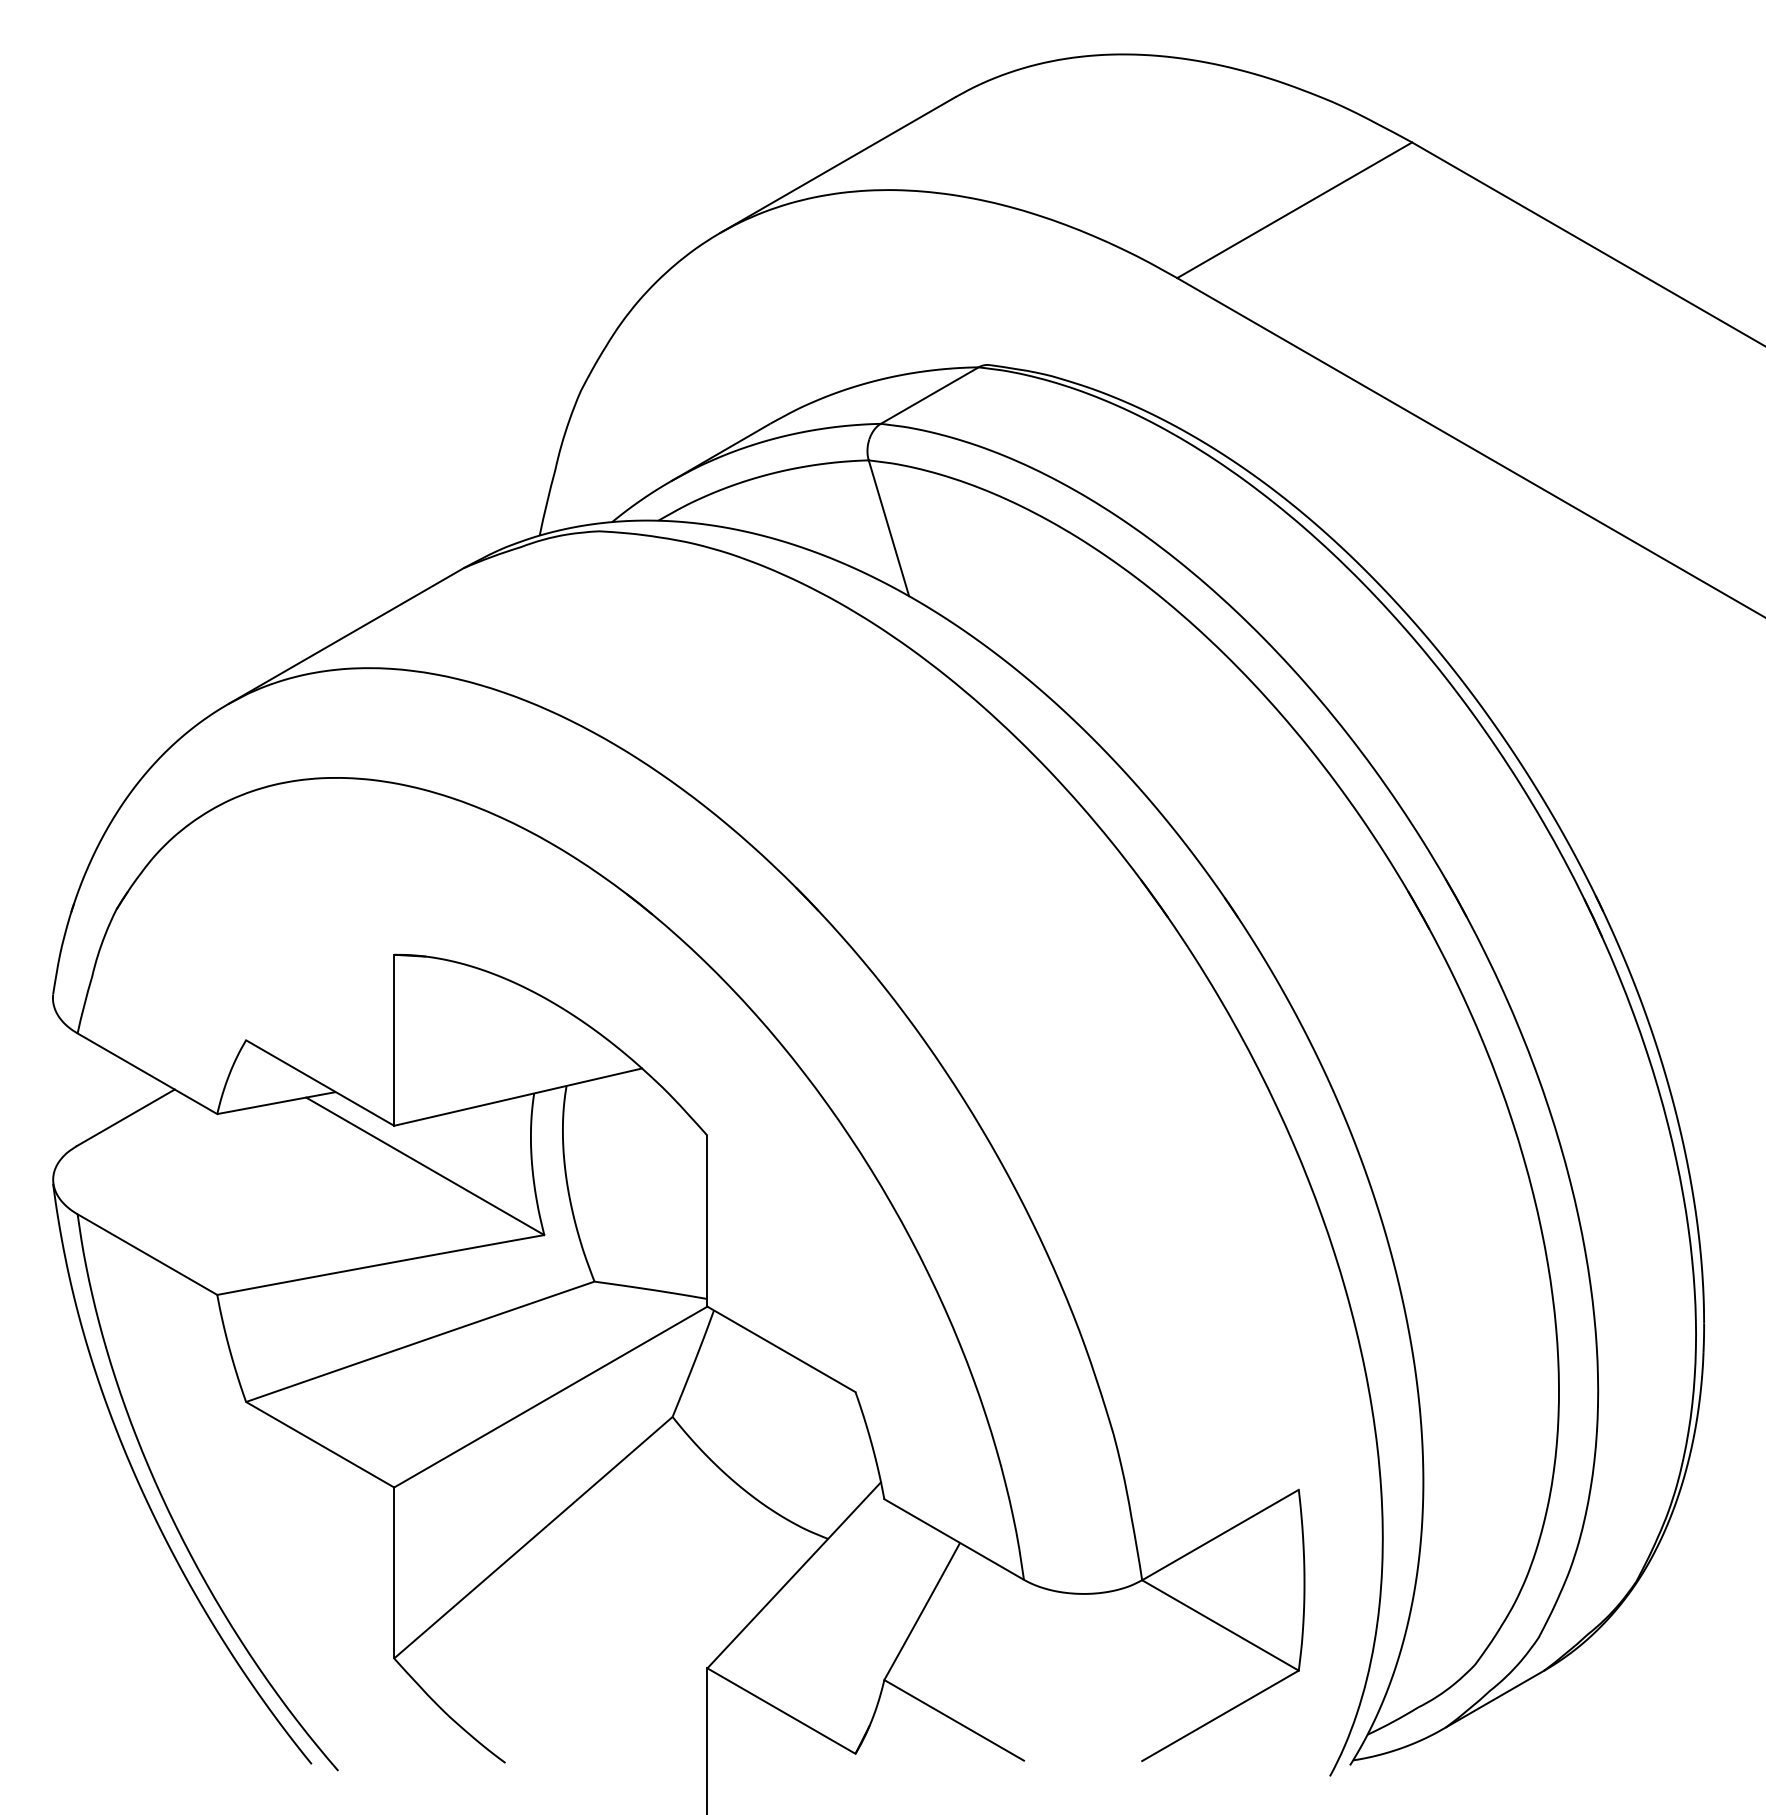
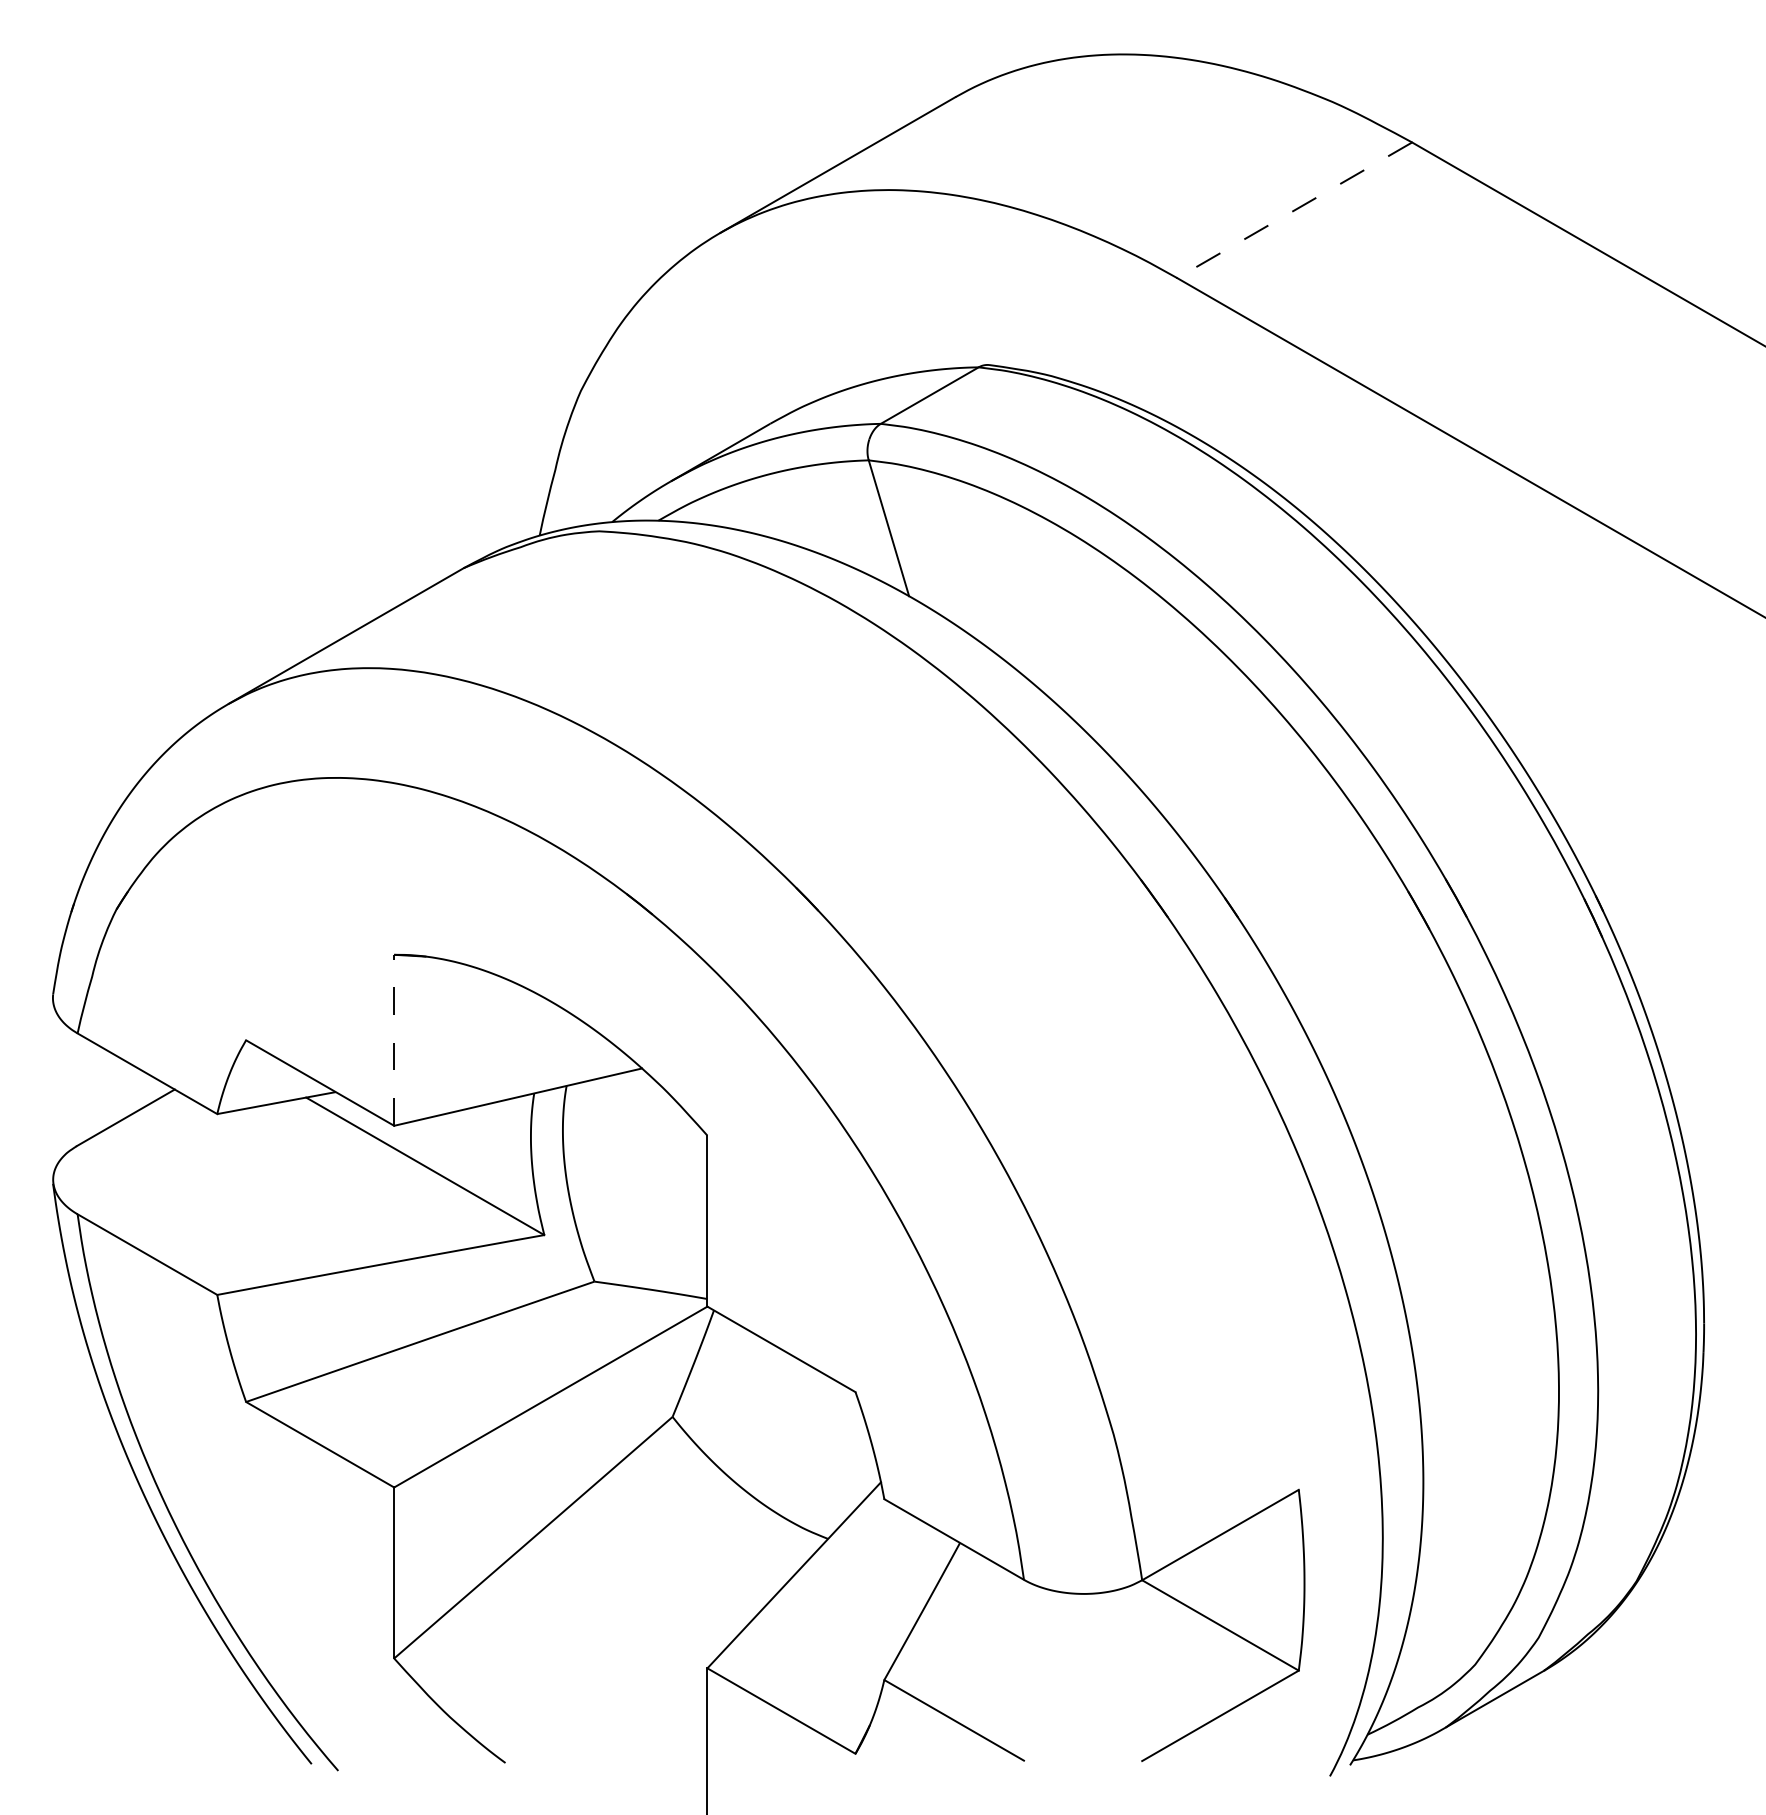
line: solid -> dashed (1294, 210)
line: solid -> dashed (394, 1039)
